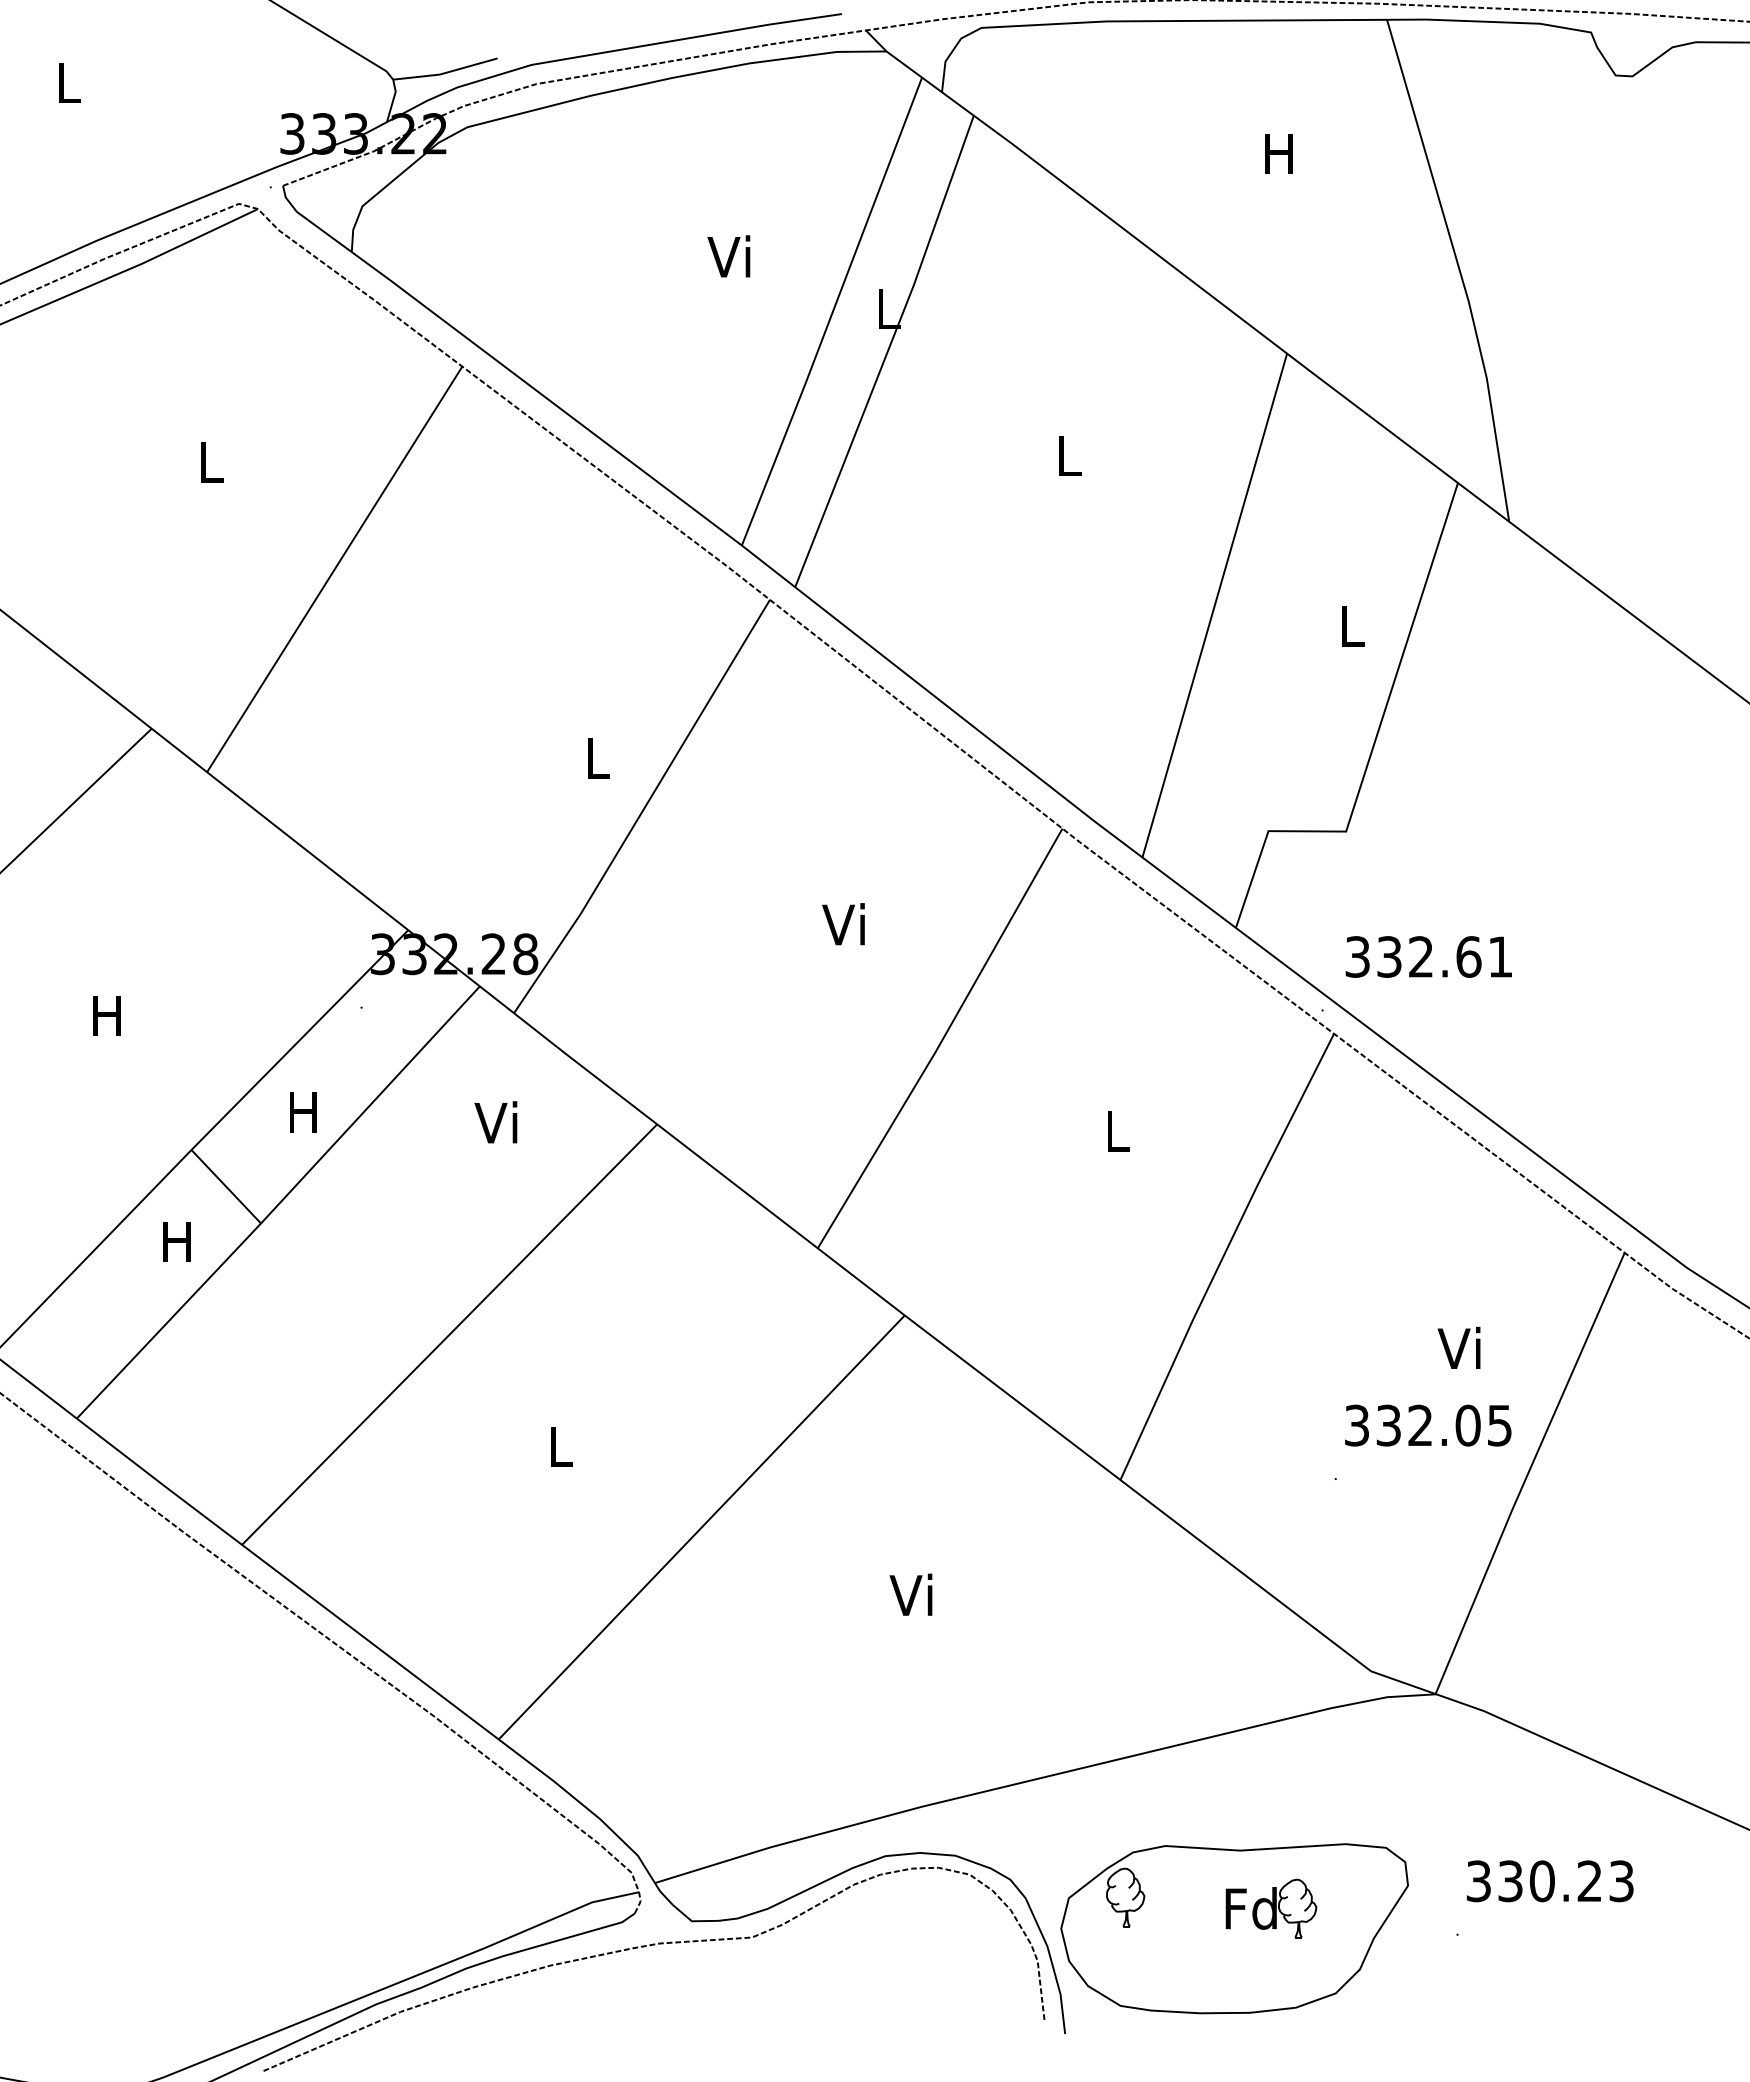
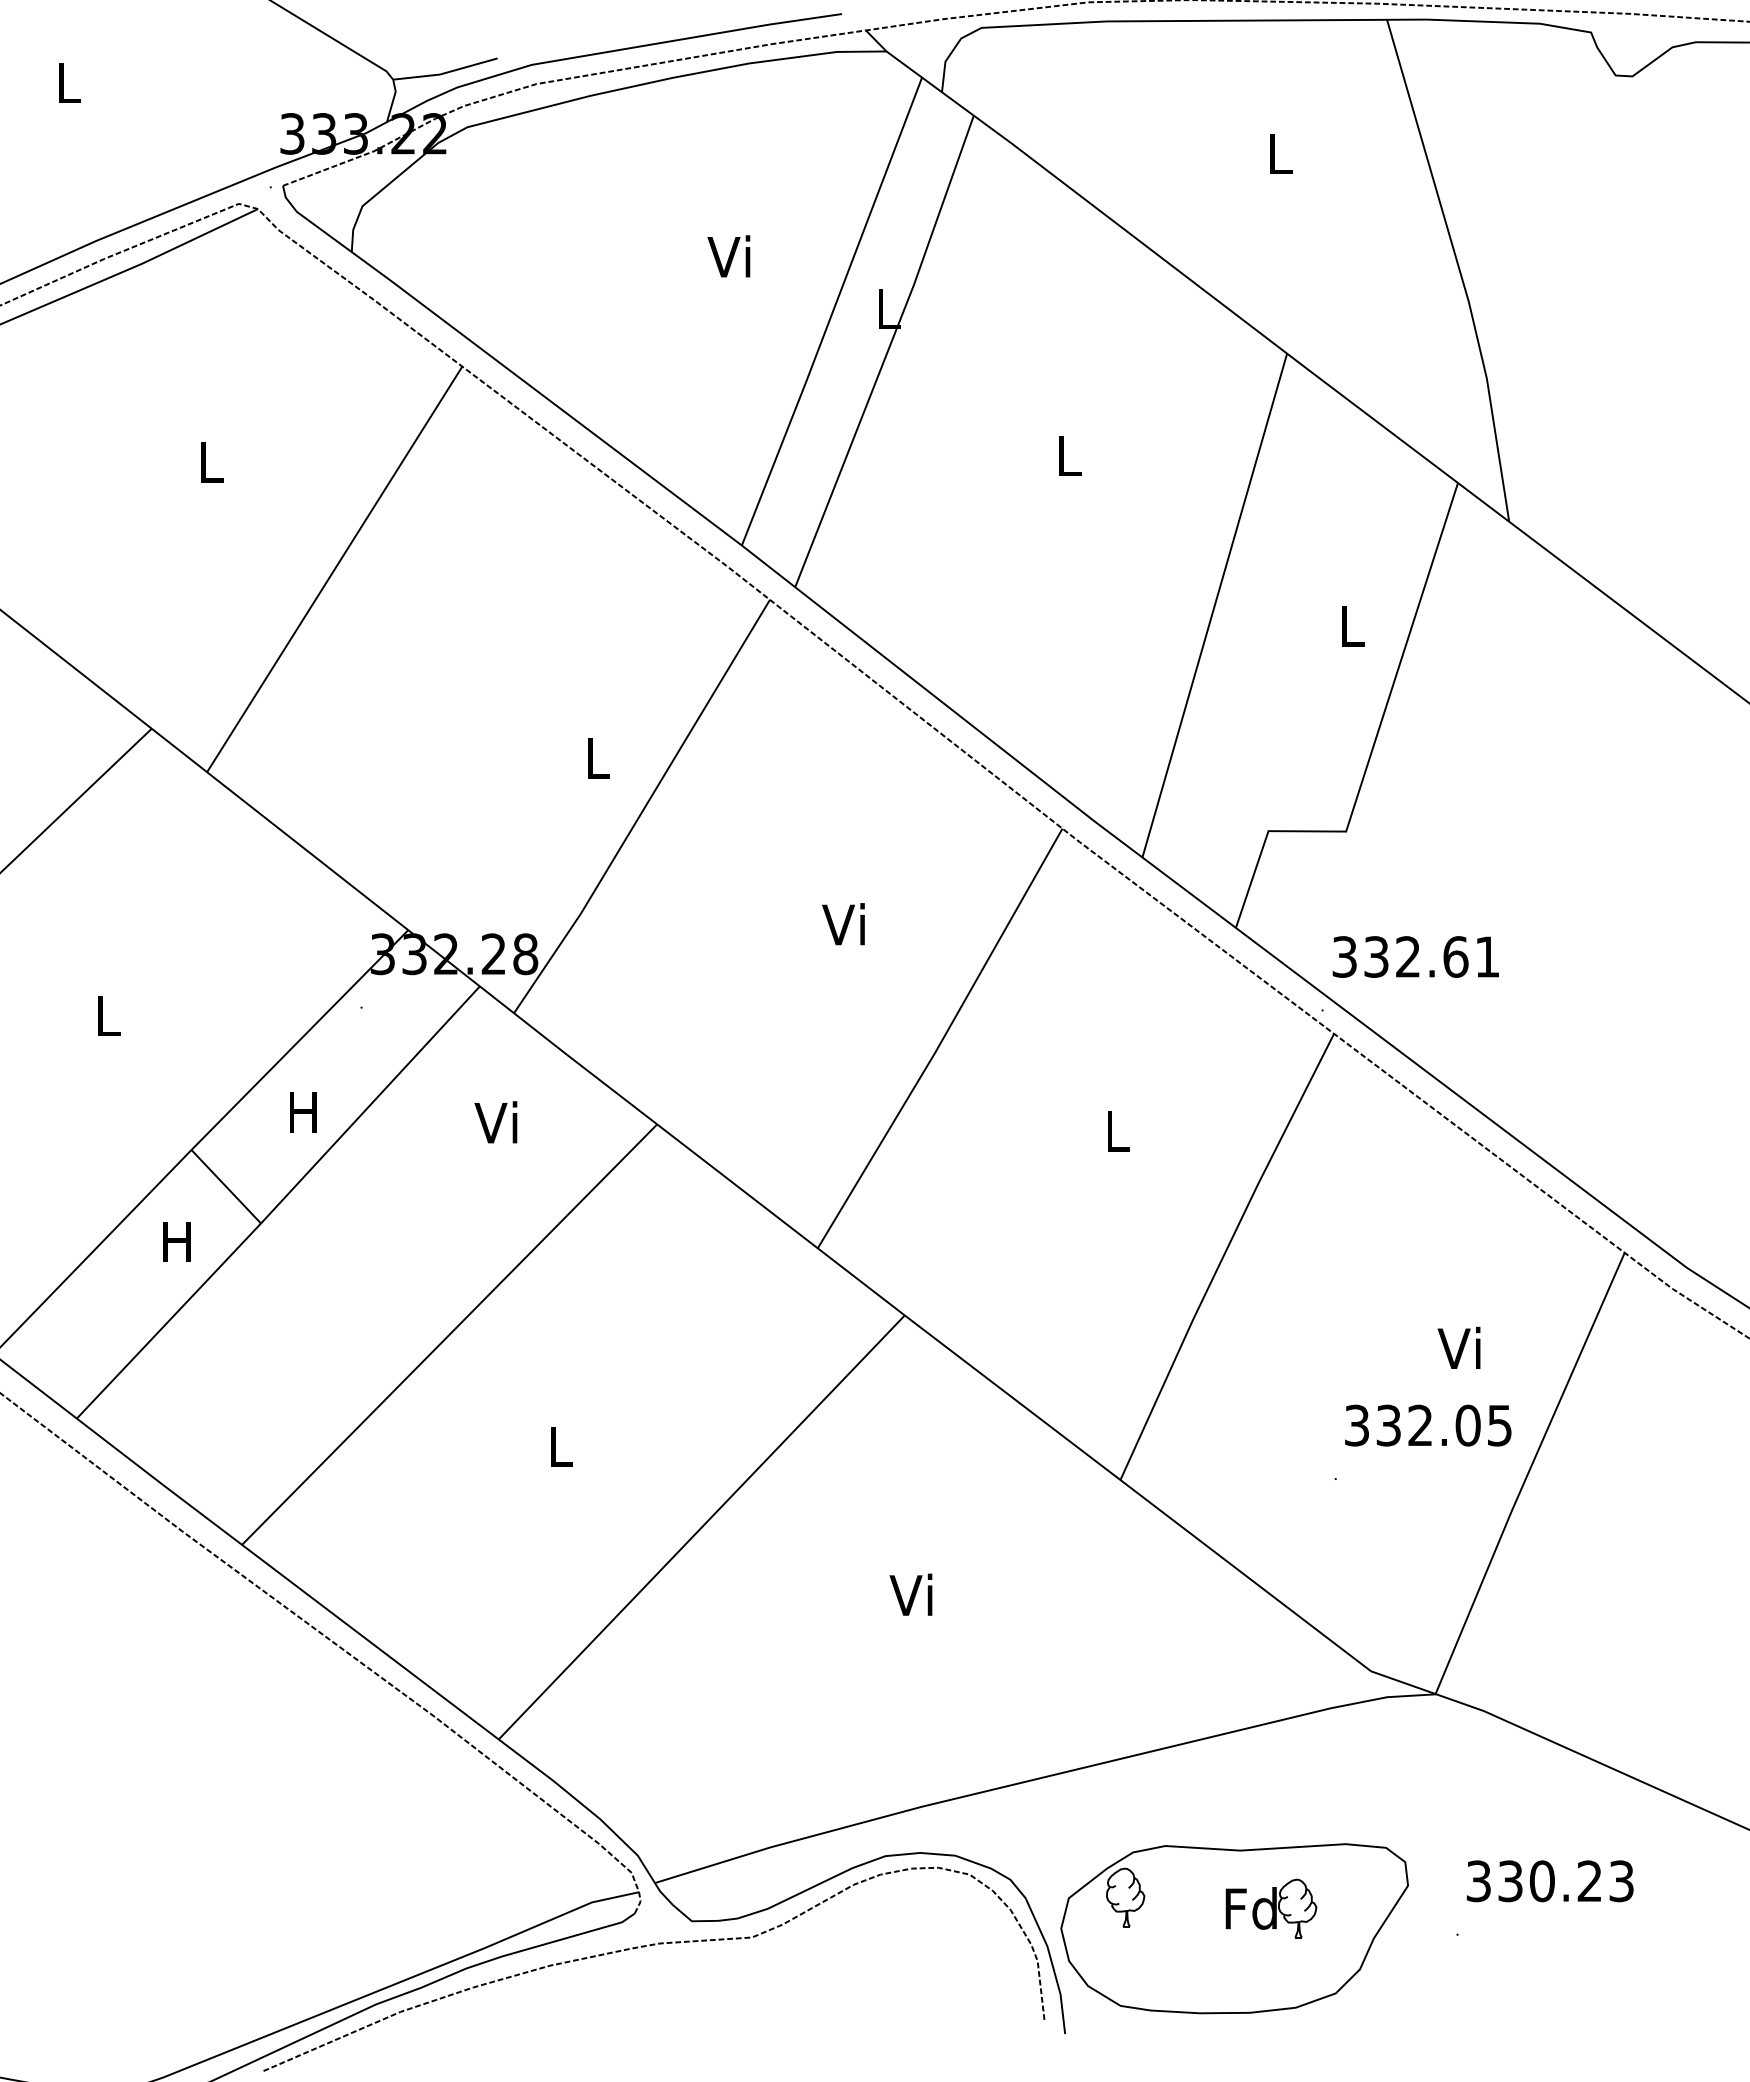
text: H -> L (1278, 153)
text position: (1428, 956) -> (1415, 956) (1415, 956)
text: H -> L (106, 1015)
